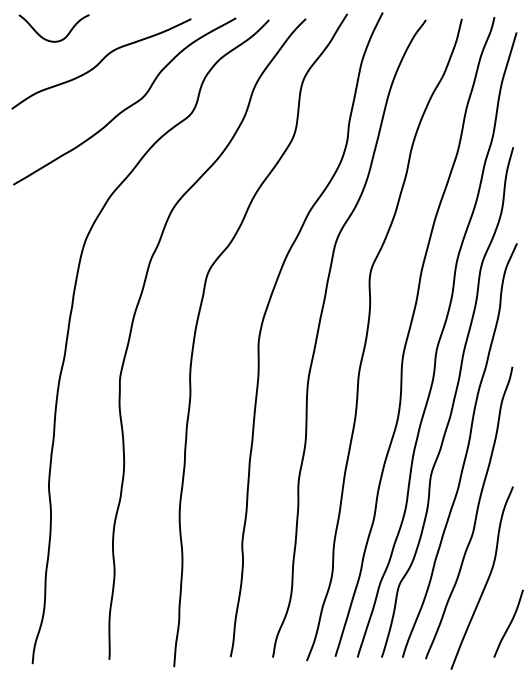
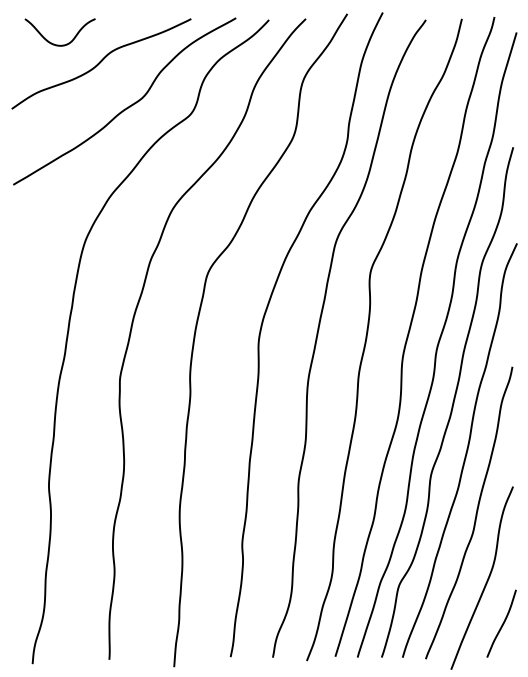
curve position: (53, 40) -> (59, 44) (59, 44)
curve position: (509, 623) -> (502, 623) (502, 623)
